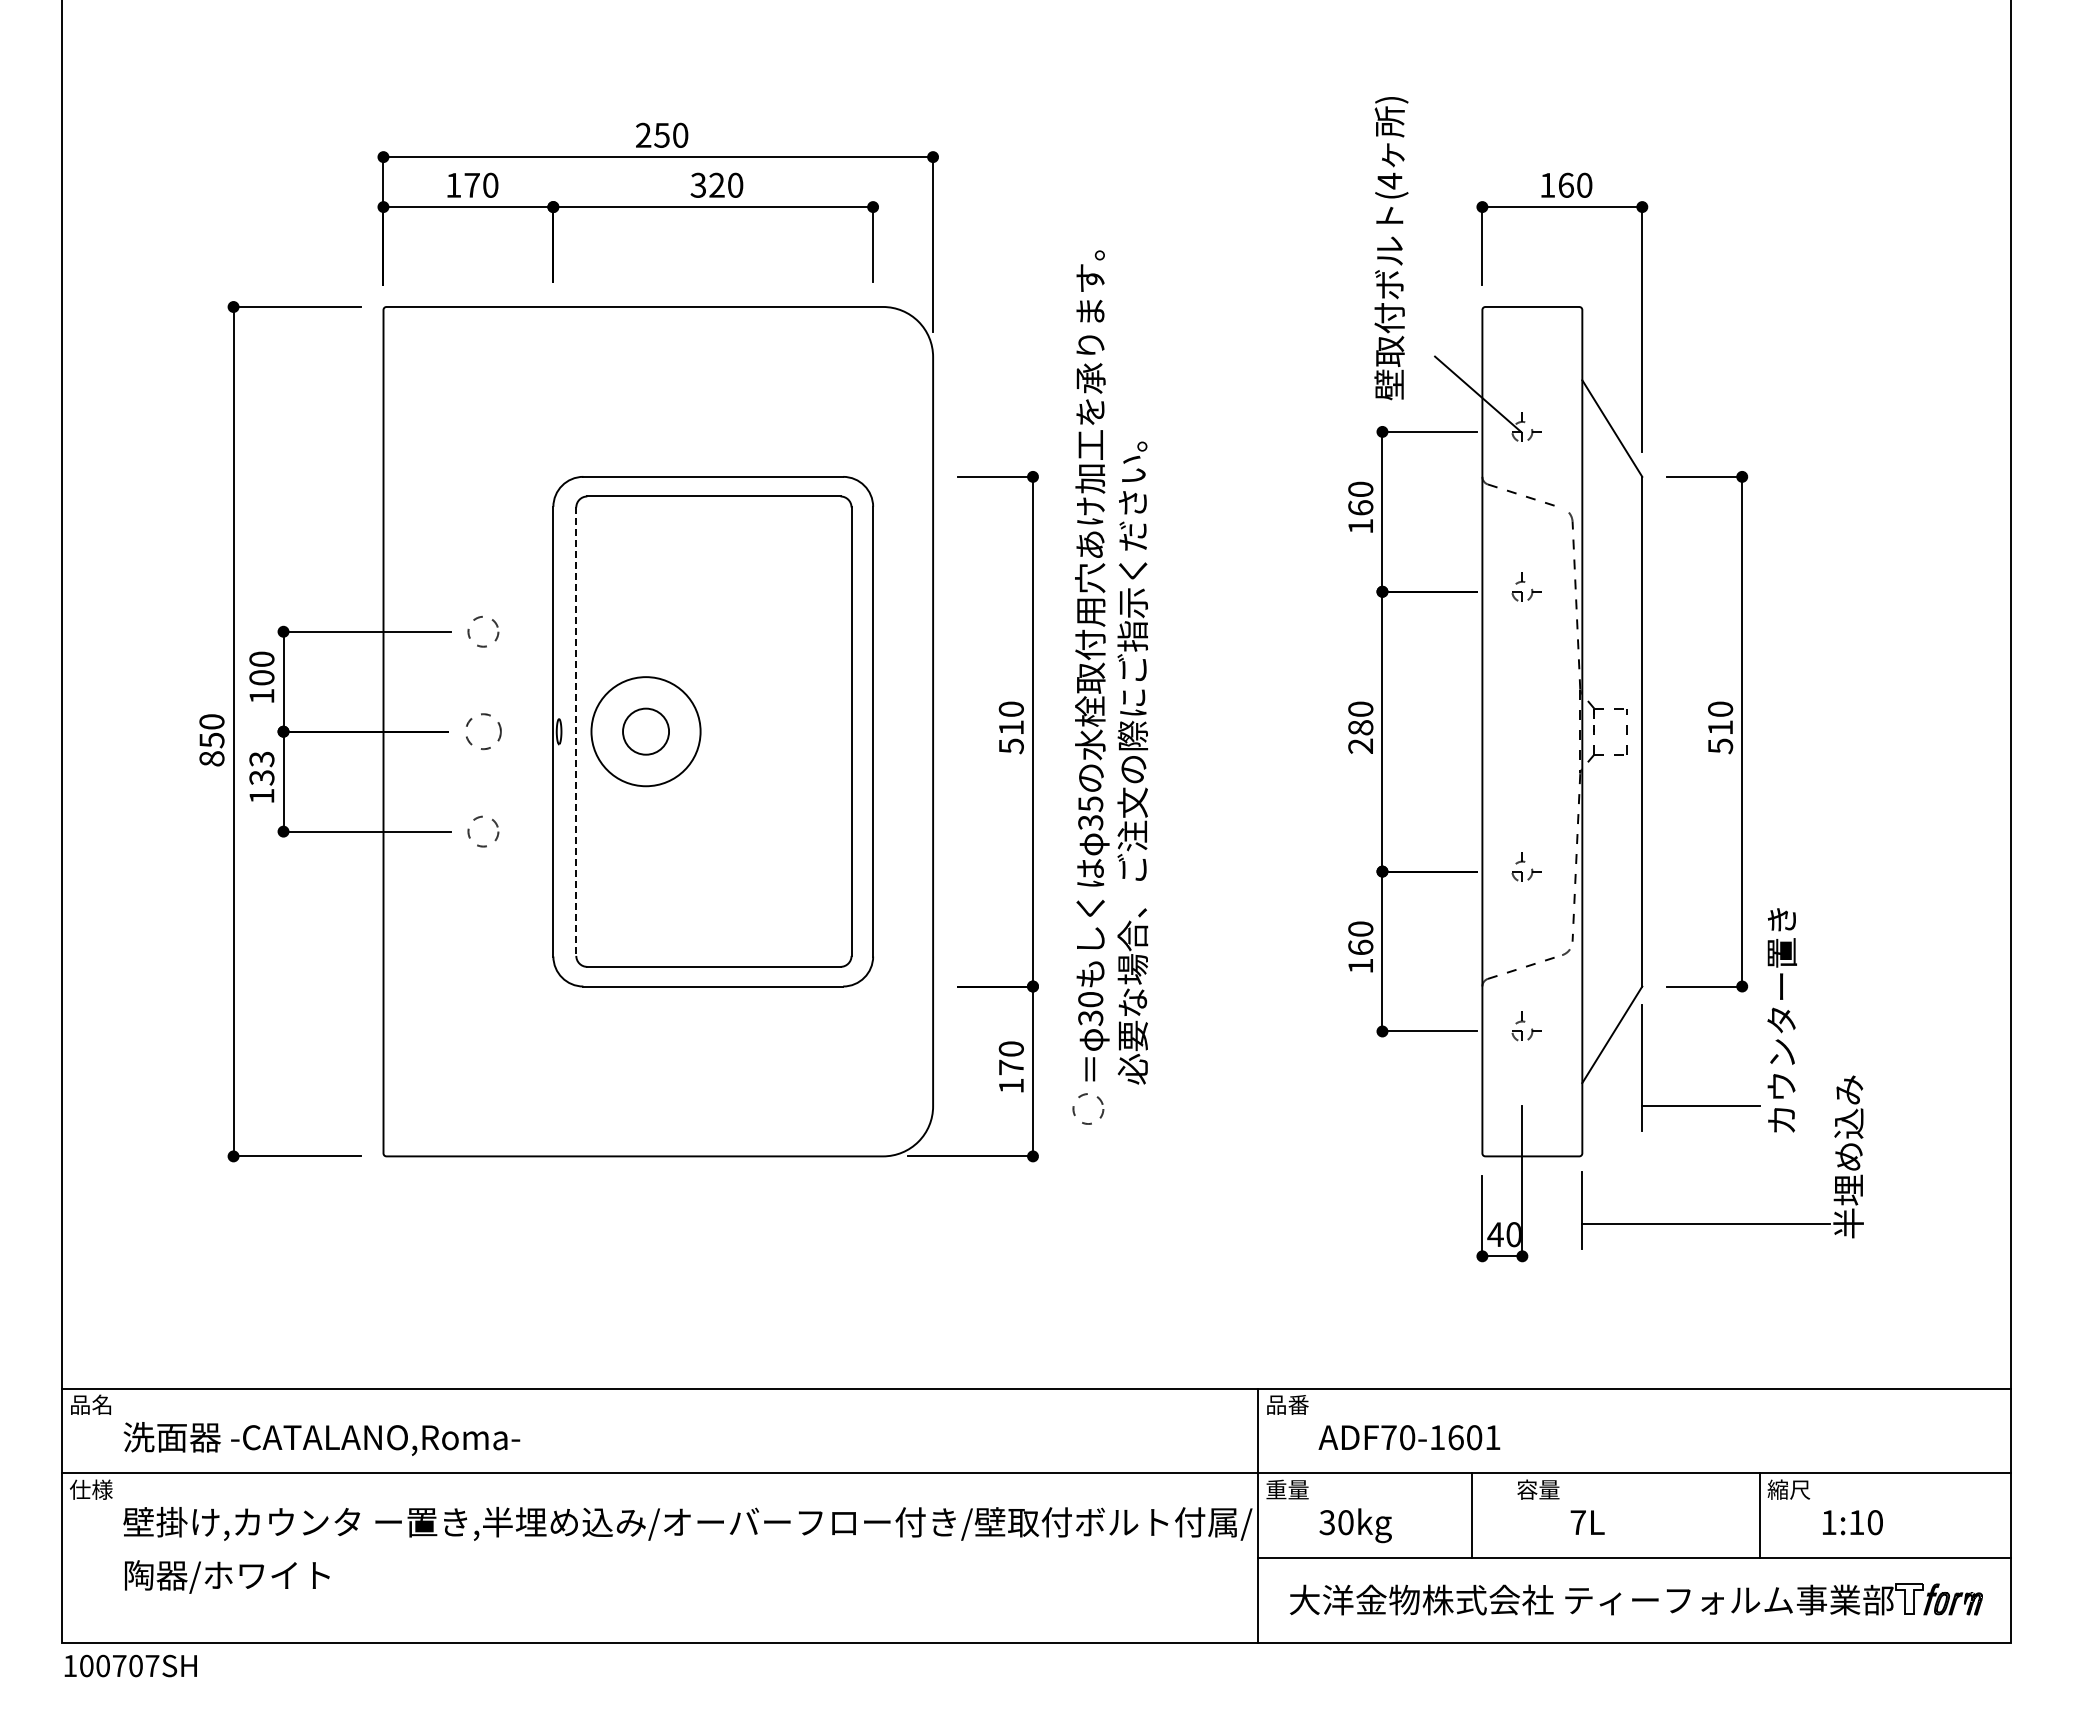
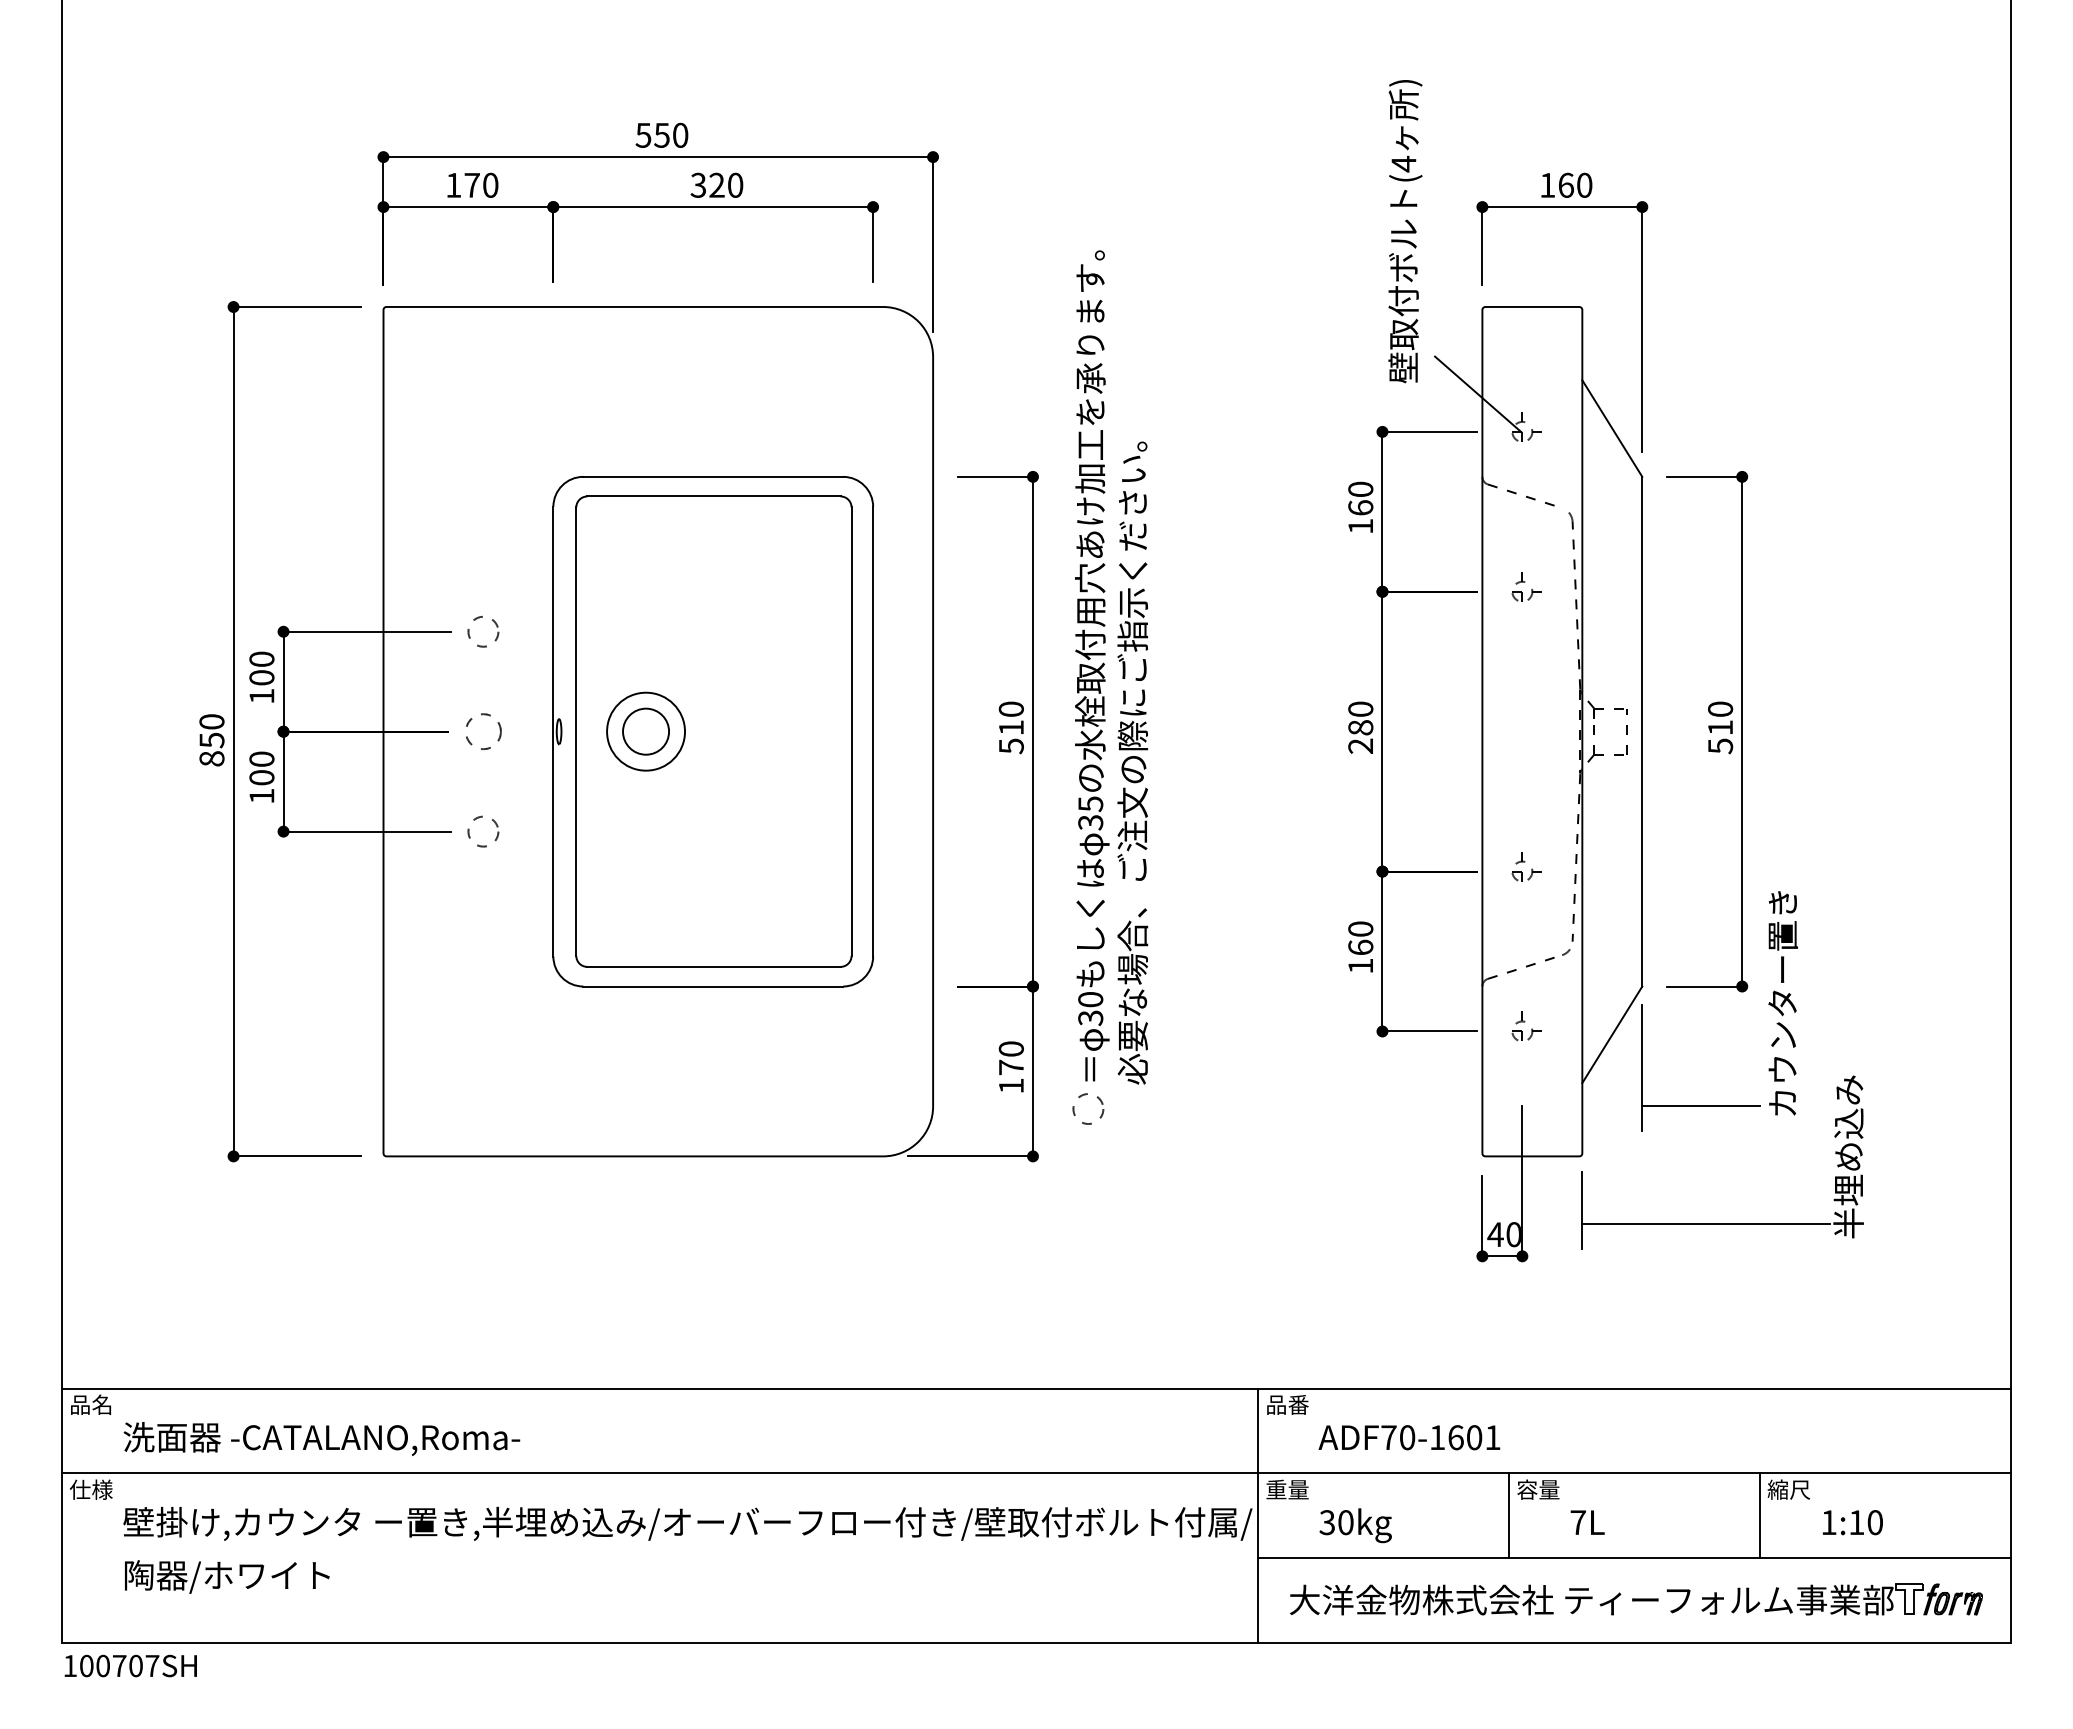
text: 250 -> 550 (643, 134)
text position: (1391, 248) -> (1405, 231) (1405, 231)
circle diameter: 109 px -> 78 px (646, 731)
line: dashed -> solid (576, 732)
text: 133 -> 100 (261, 768)
text position: (1781, 1020) -> (1782, 1003) (1782, 1003)
line position: (1472, 1515) -> (1509, 1515) (1509, 1515)
